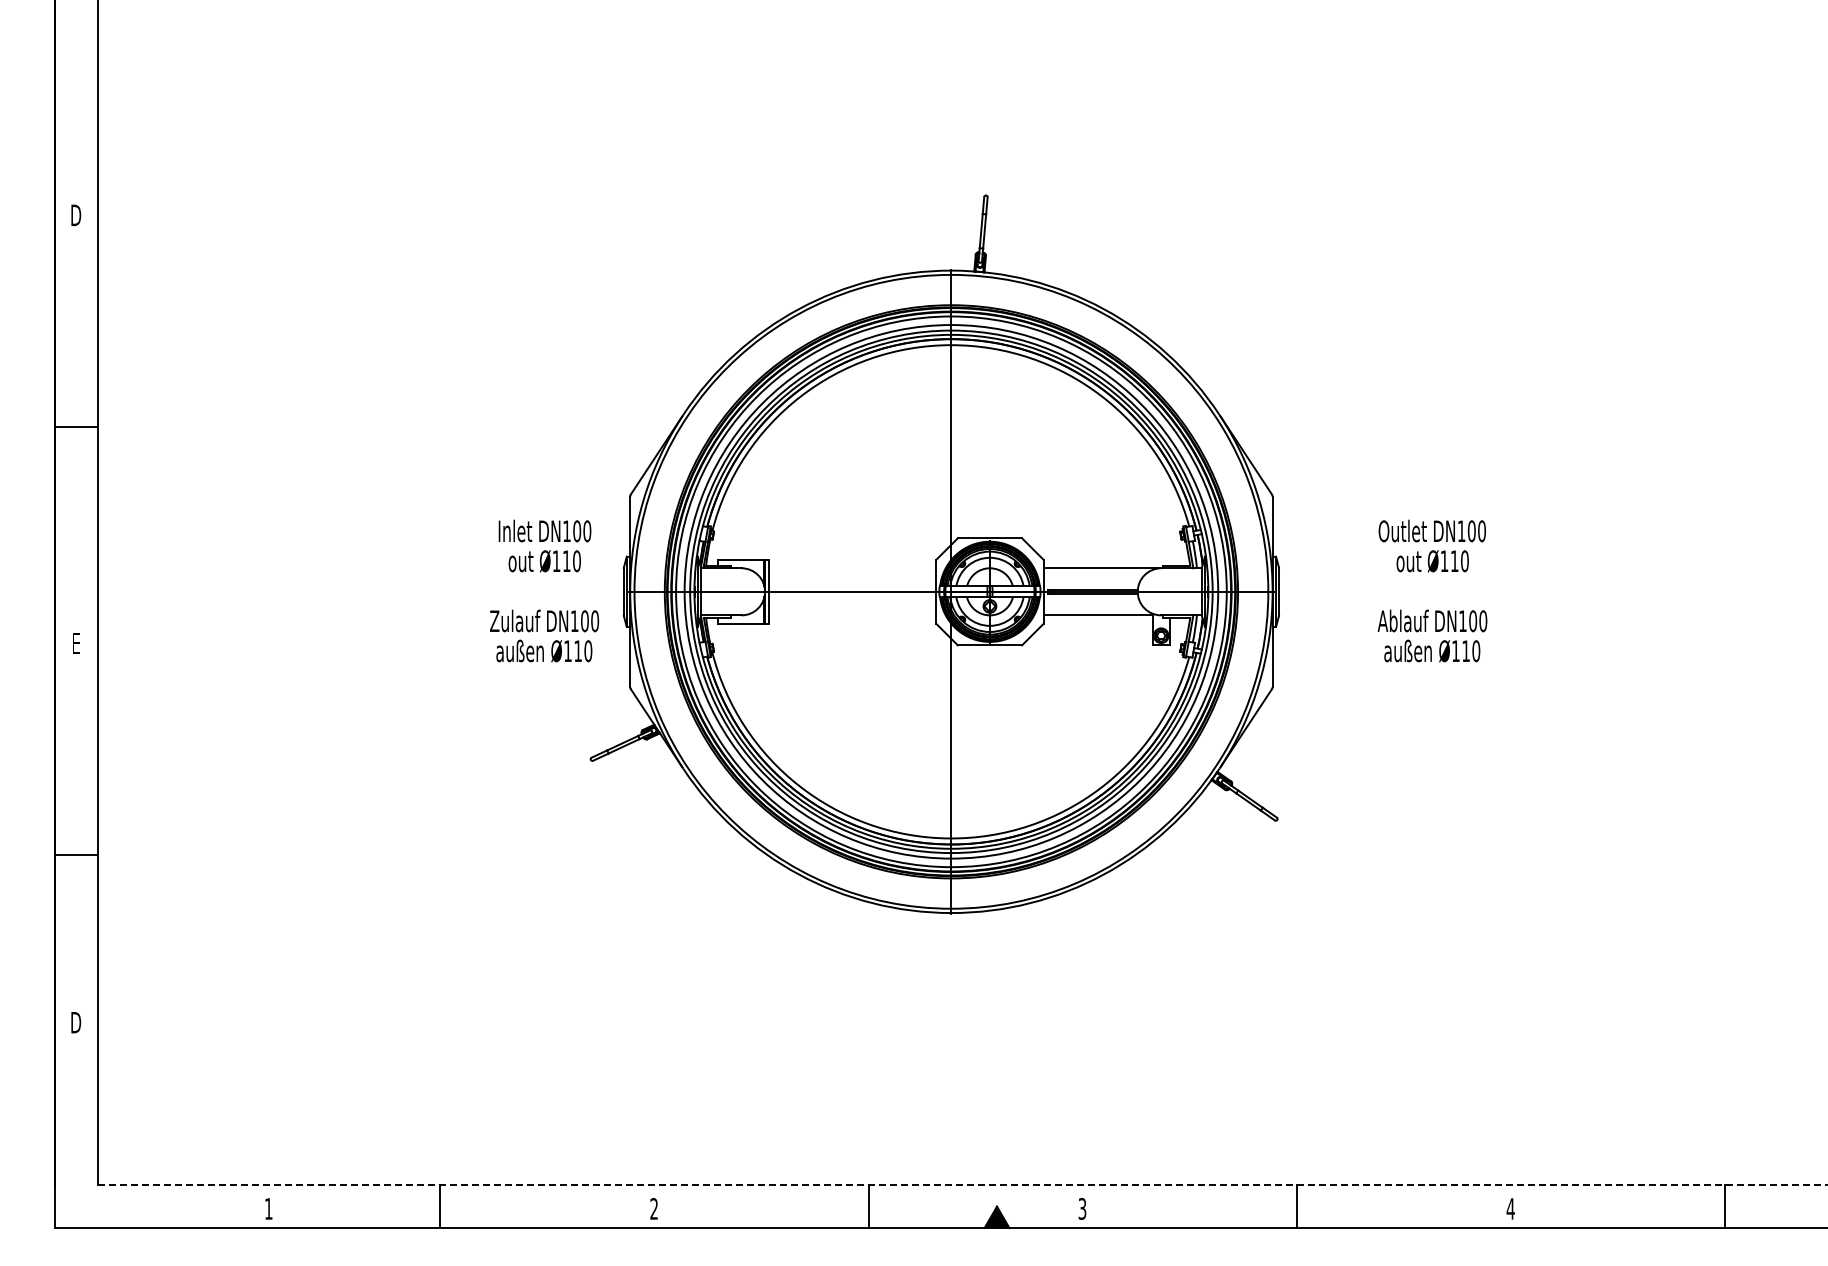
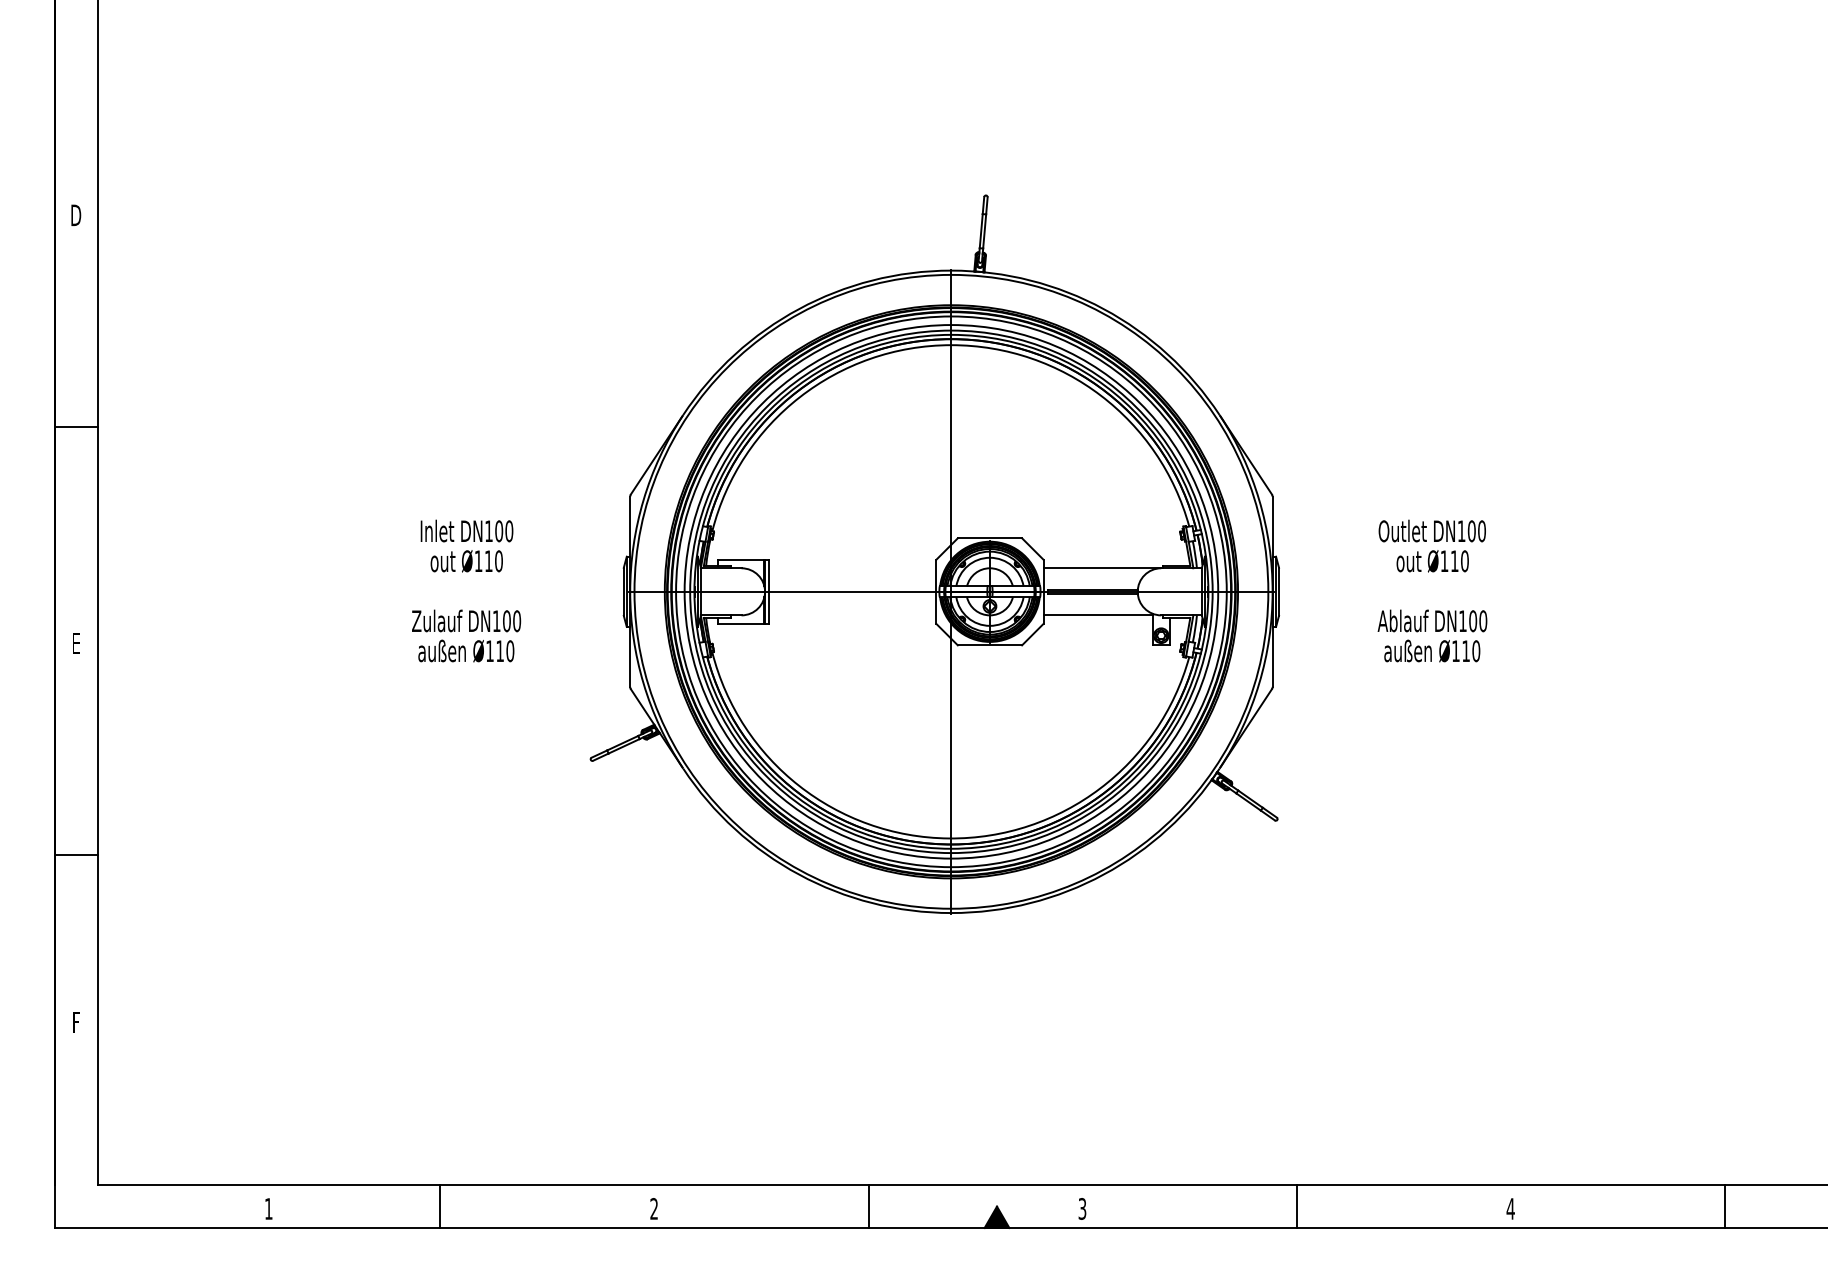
text position: (544, 590) -> (466, 590) (466, 590)
text: D -> F (76, 1022)
line: dashed -> solid (962, 1185)
